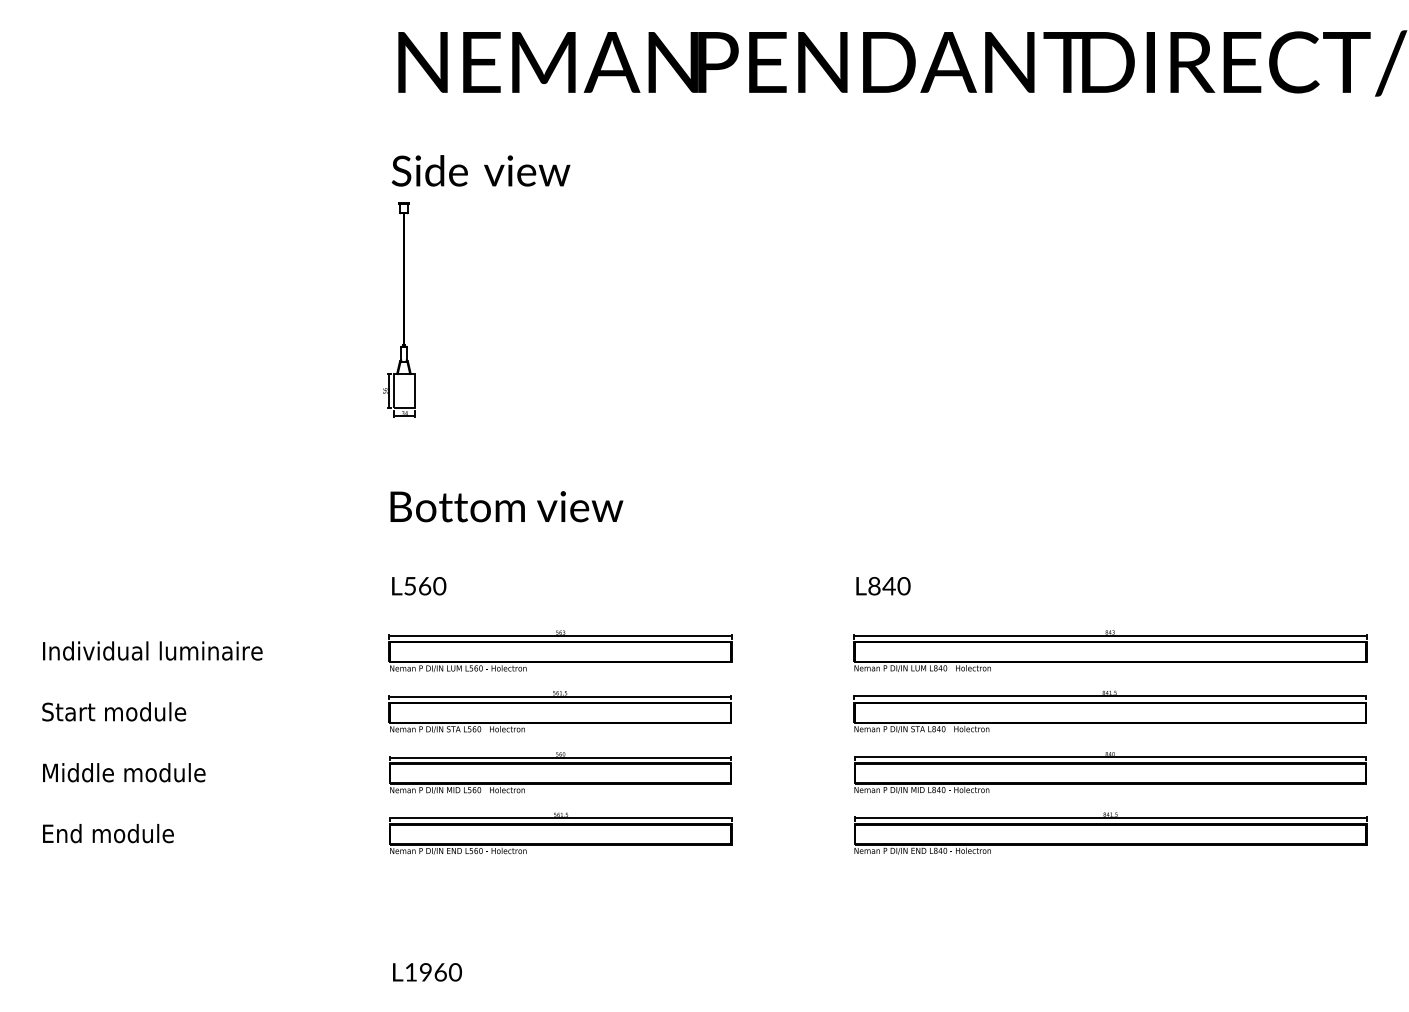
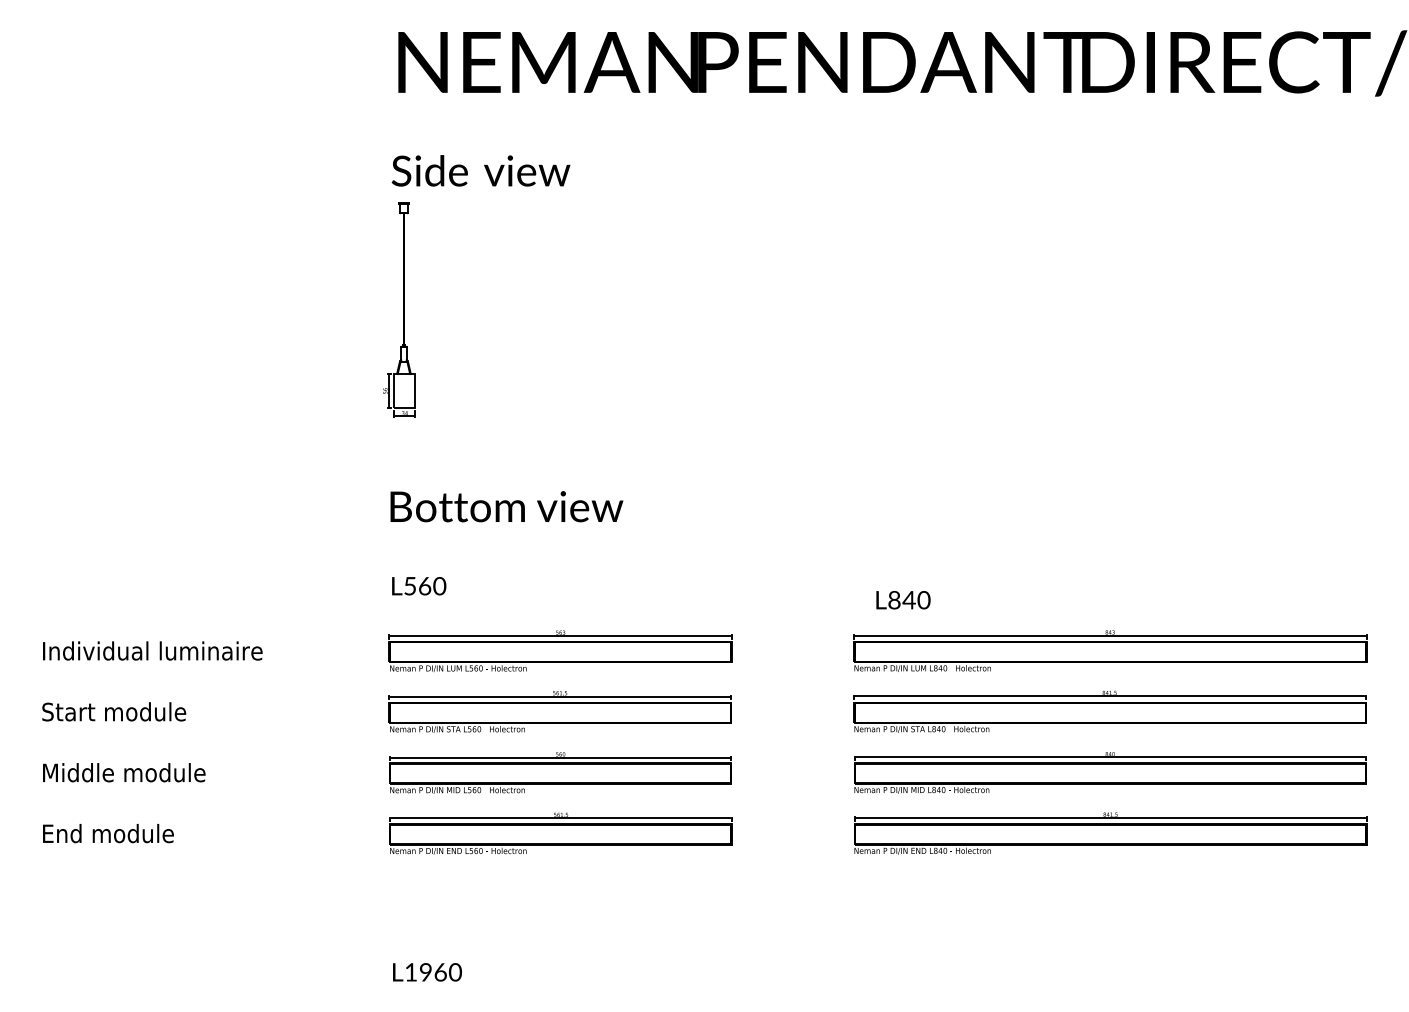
text position: (883, 586) -> (903, 600) (903, 600)
